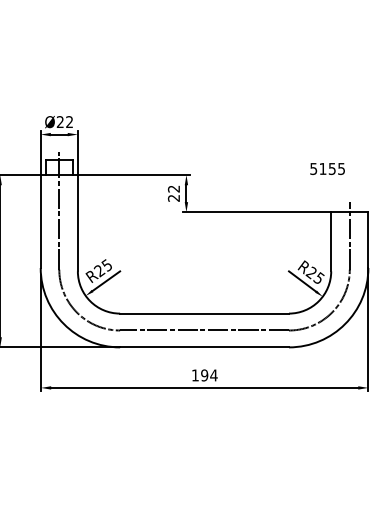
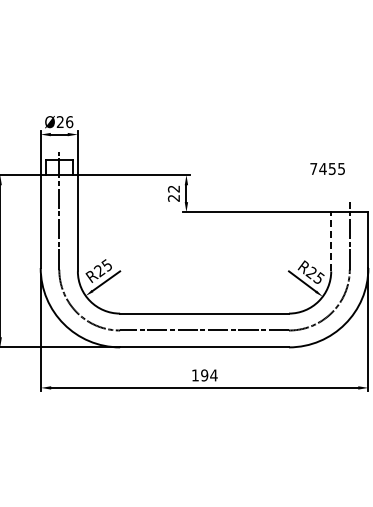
text: Ø22 -> Ø26 (69, 122)
text: 5155 -> 7455 (318, 168)
line: solid -> dashed (331, 241)
